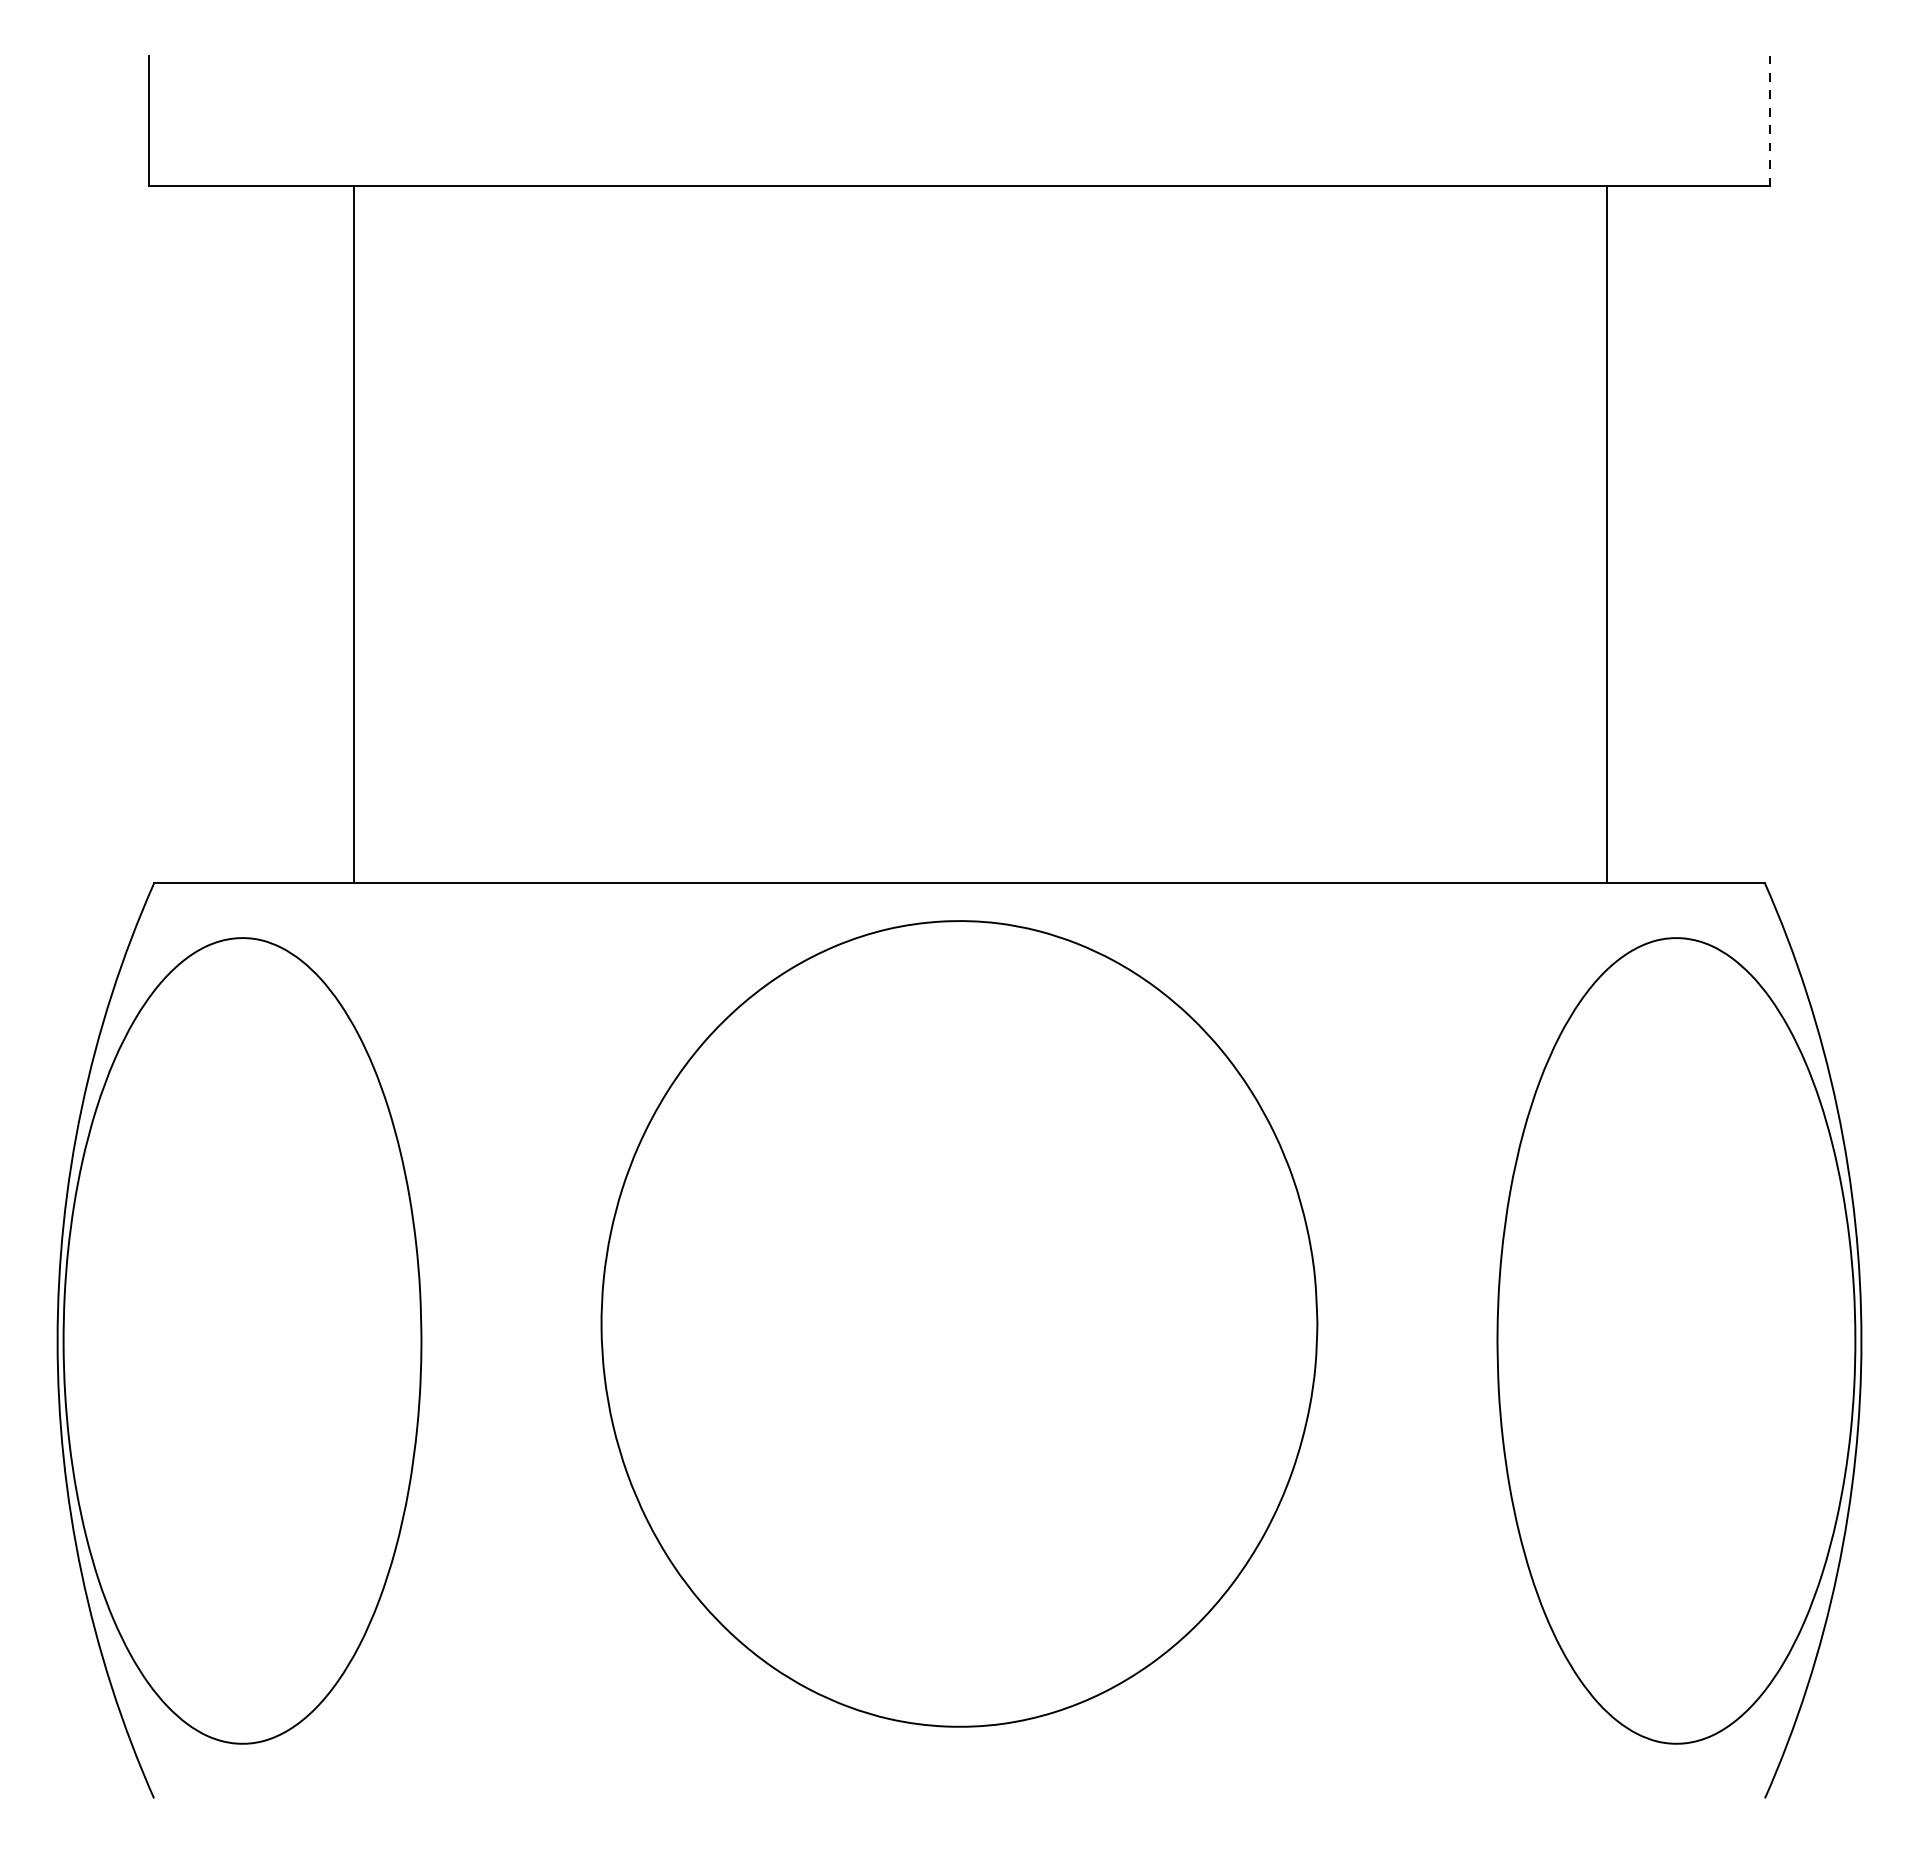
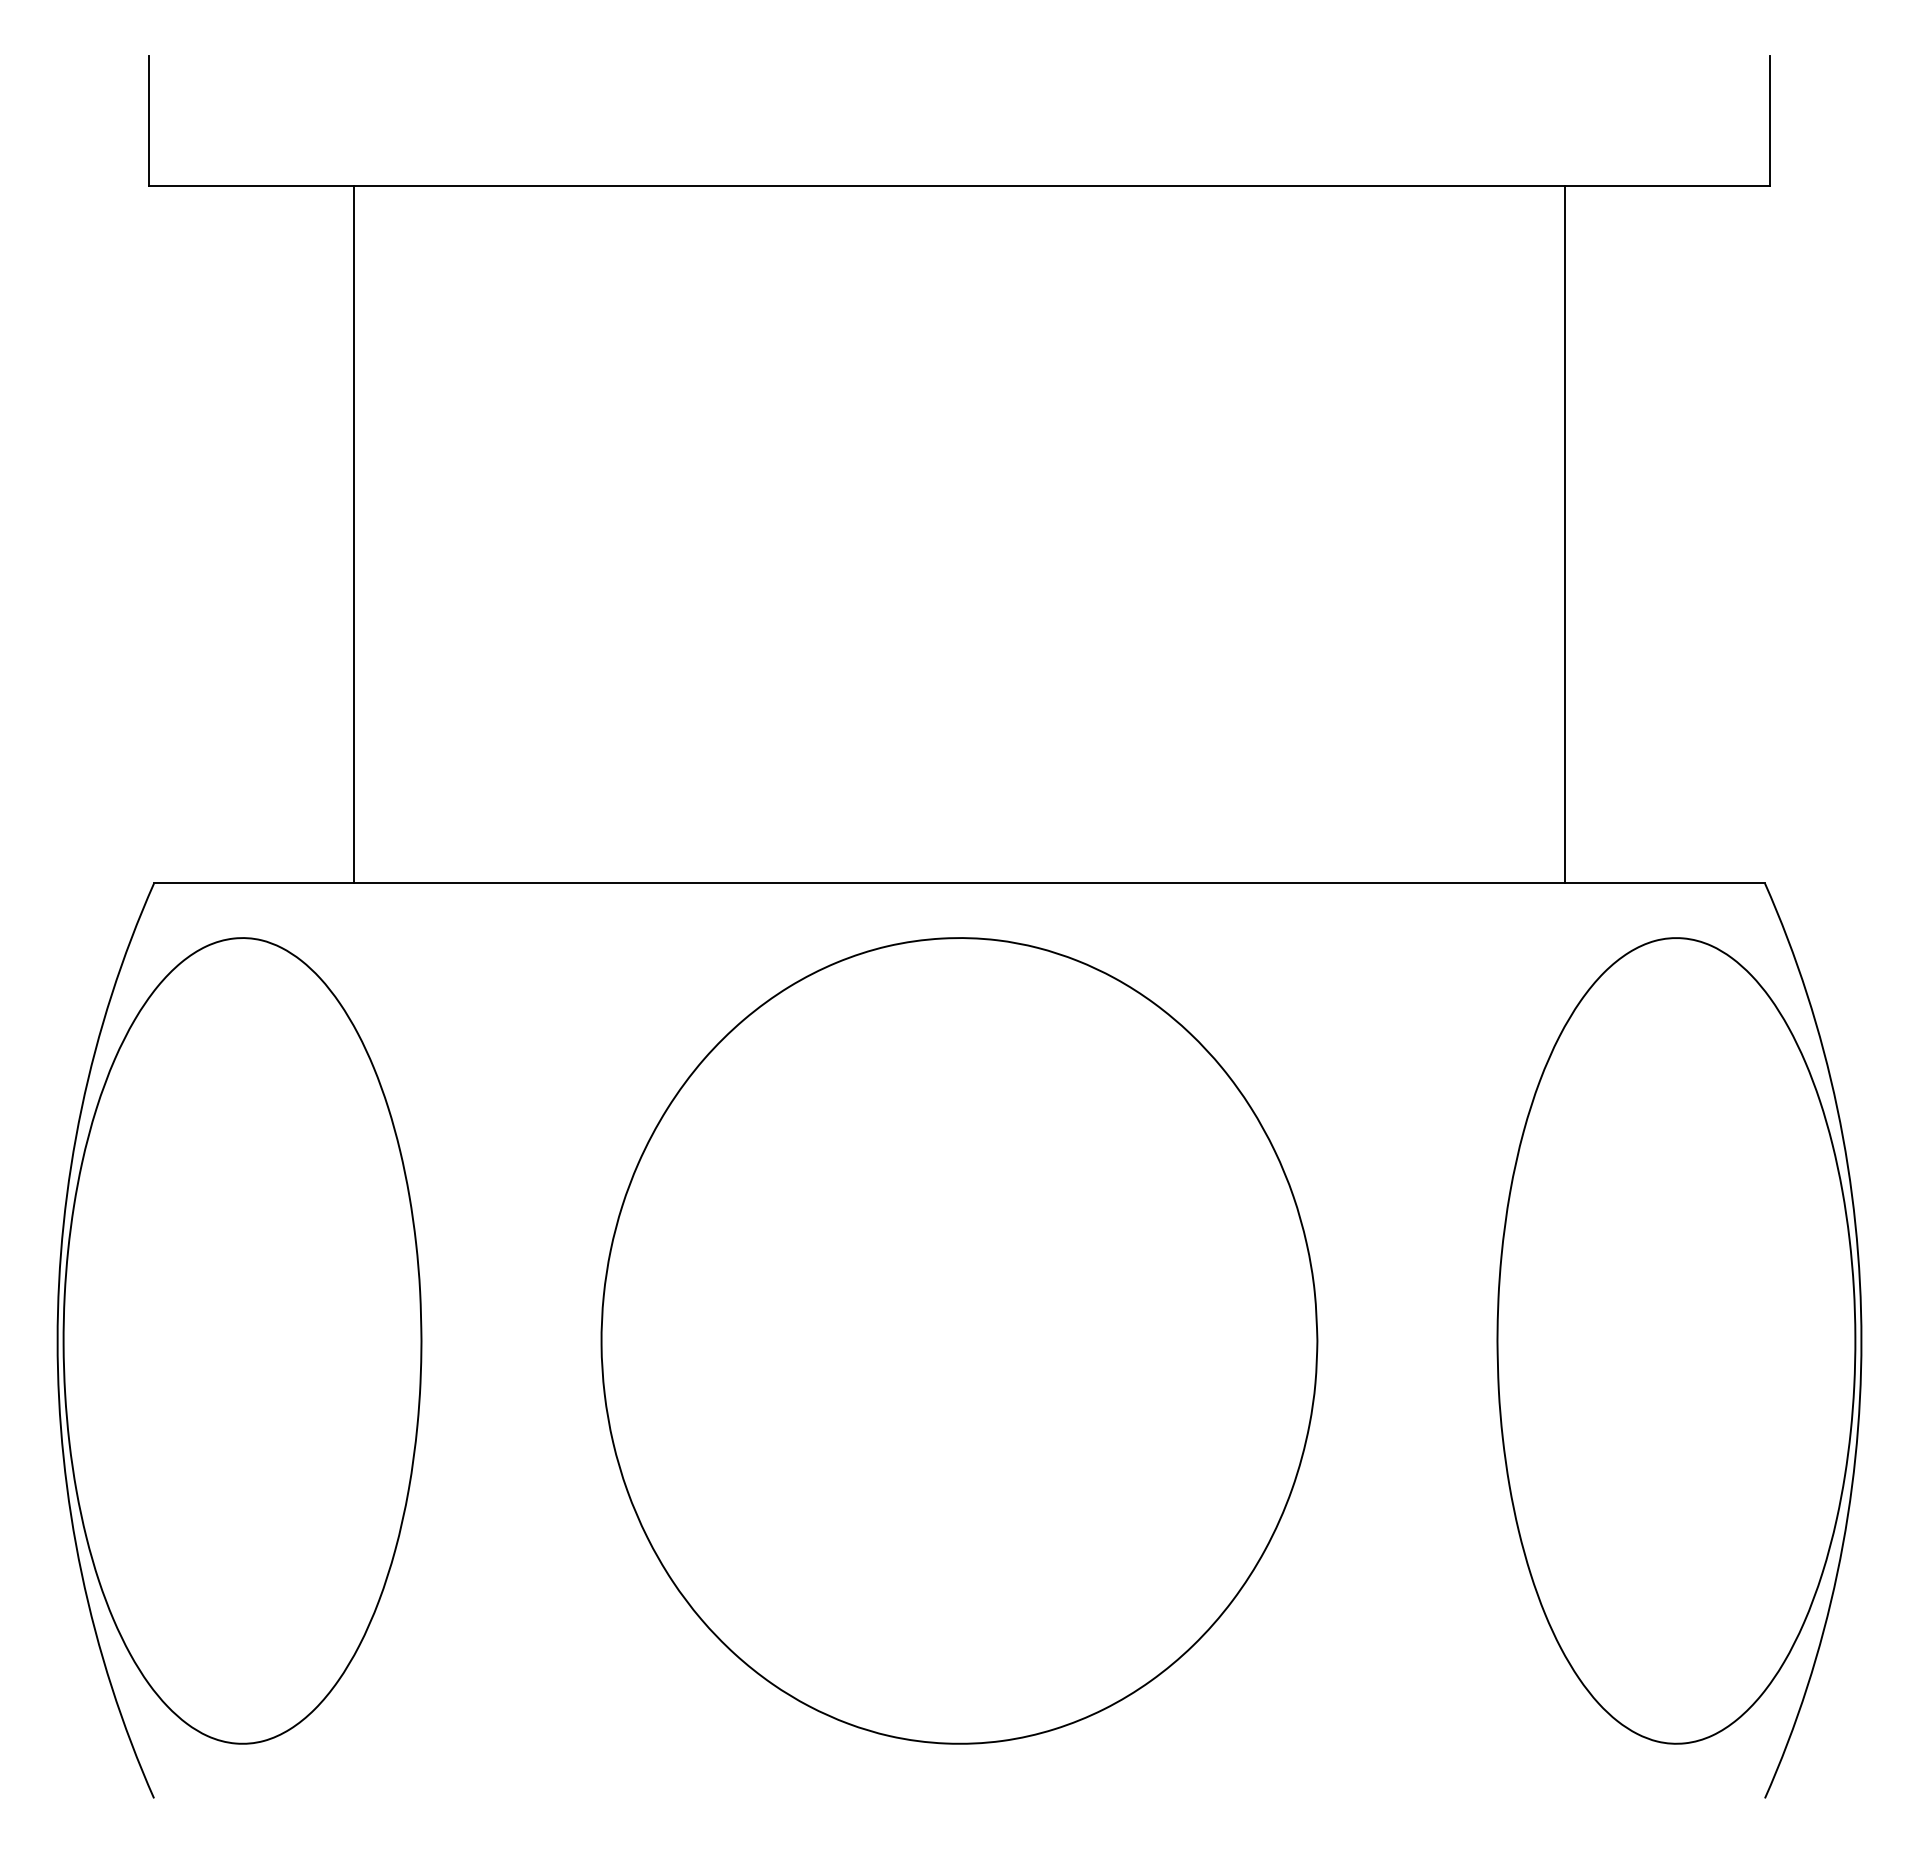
line: dashed -> solid (1769, 120)
line position: (1607, 534) -> (1565, 534) (1565, 534)
part position: (959, 1323) -> (959, 1340) (959, 1340)
